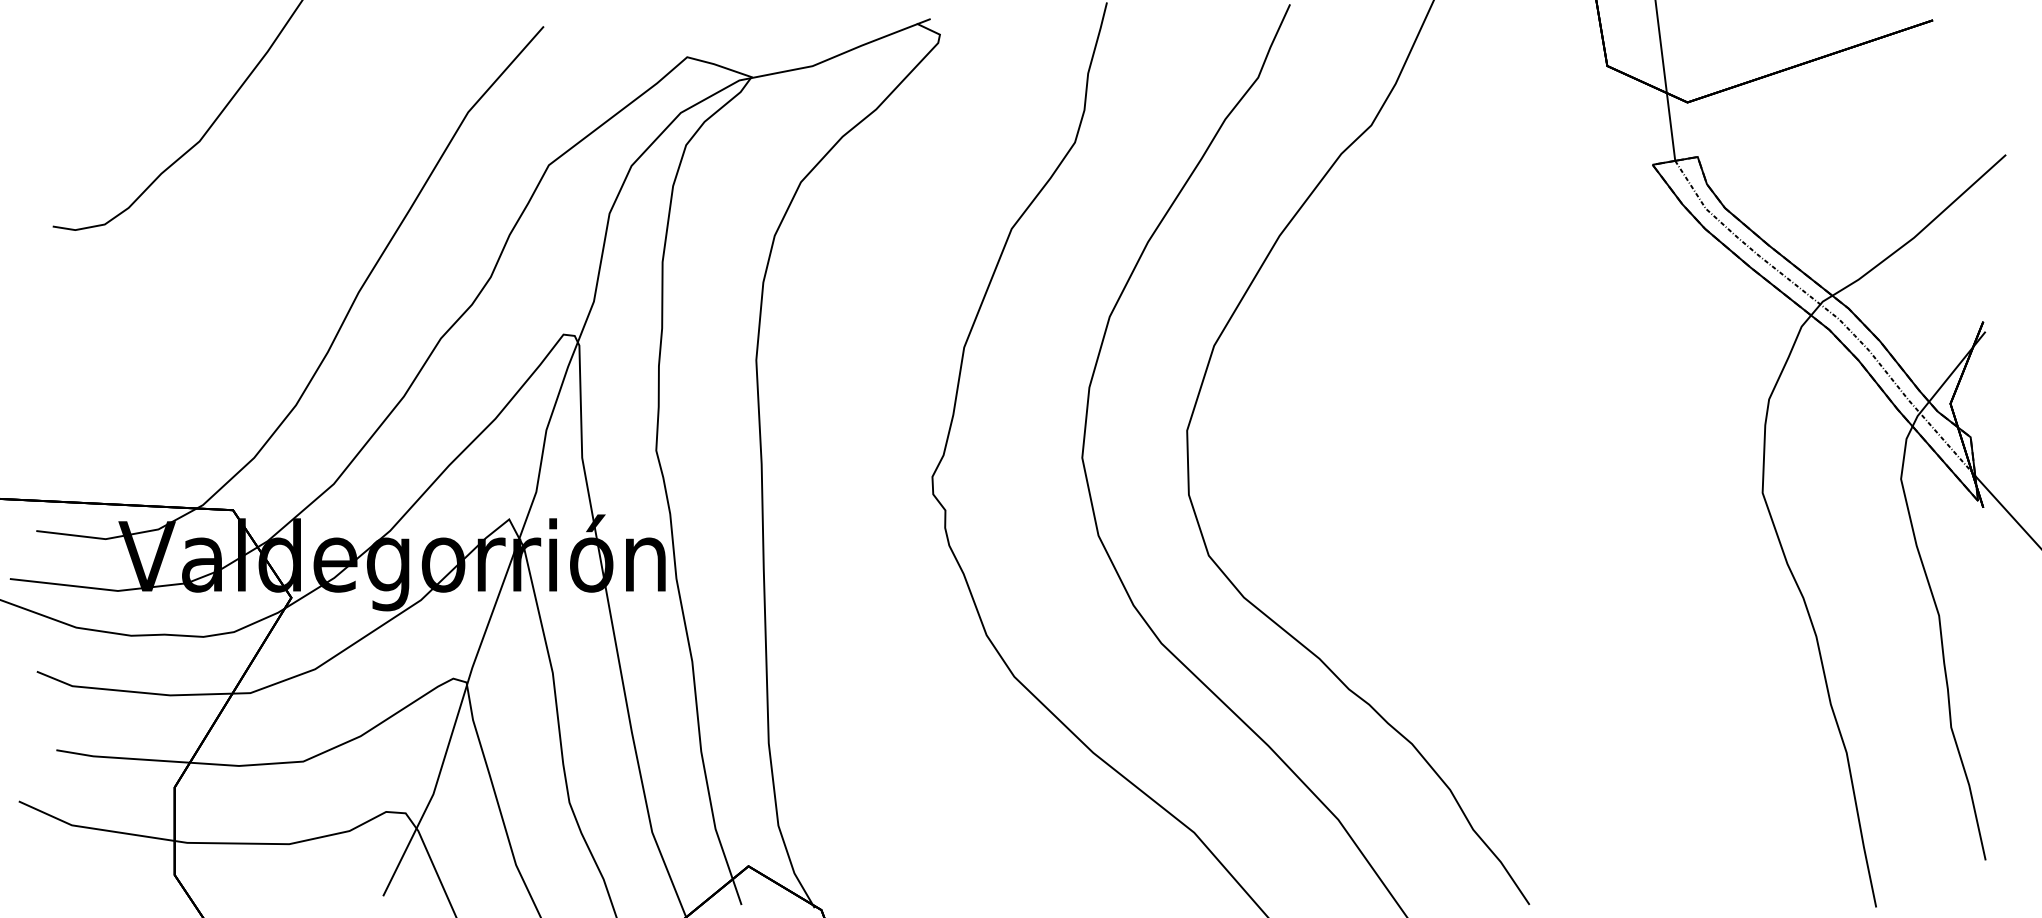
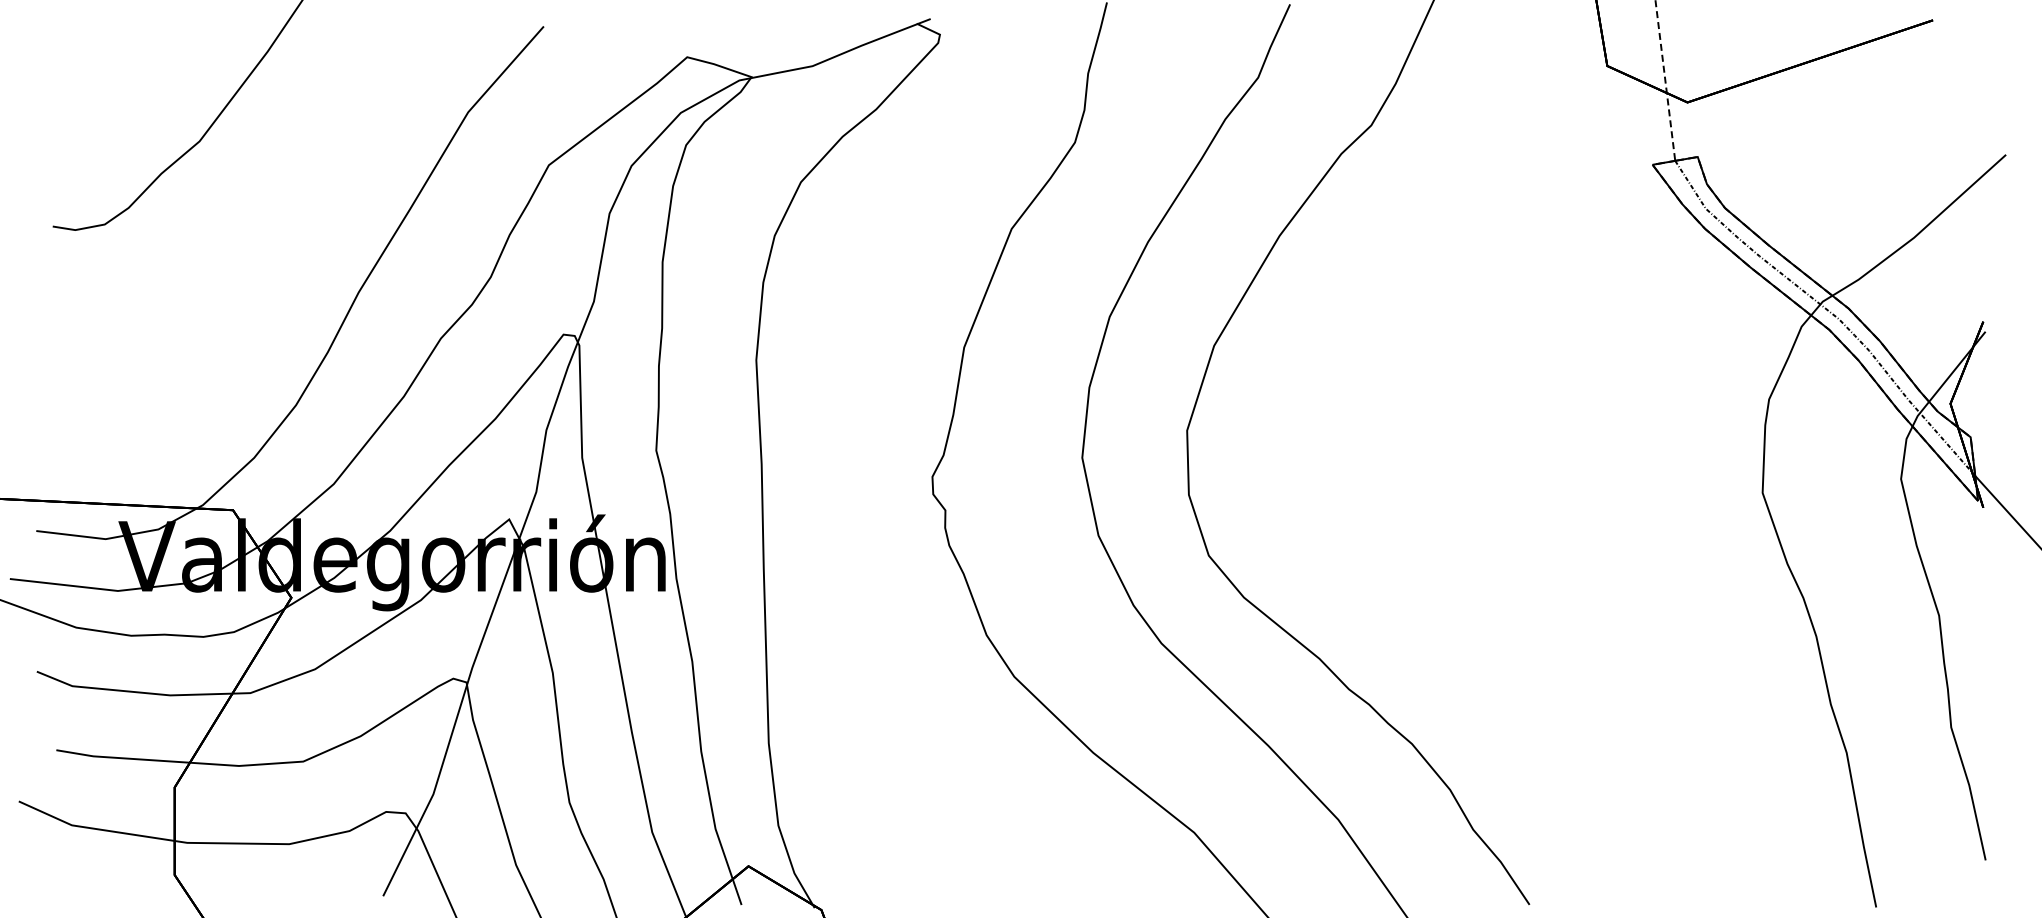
line: solid -> dashed (1665, 80)
